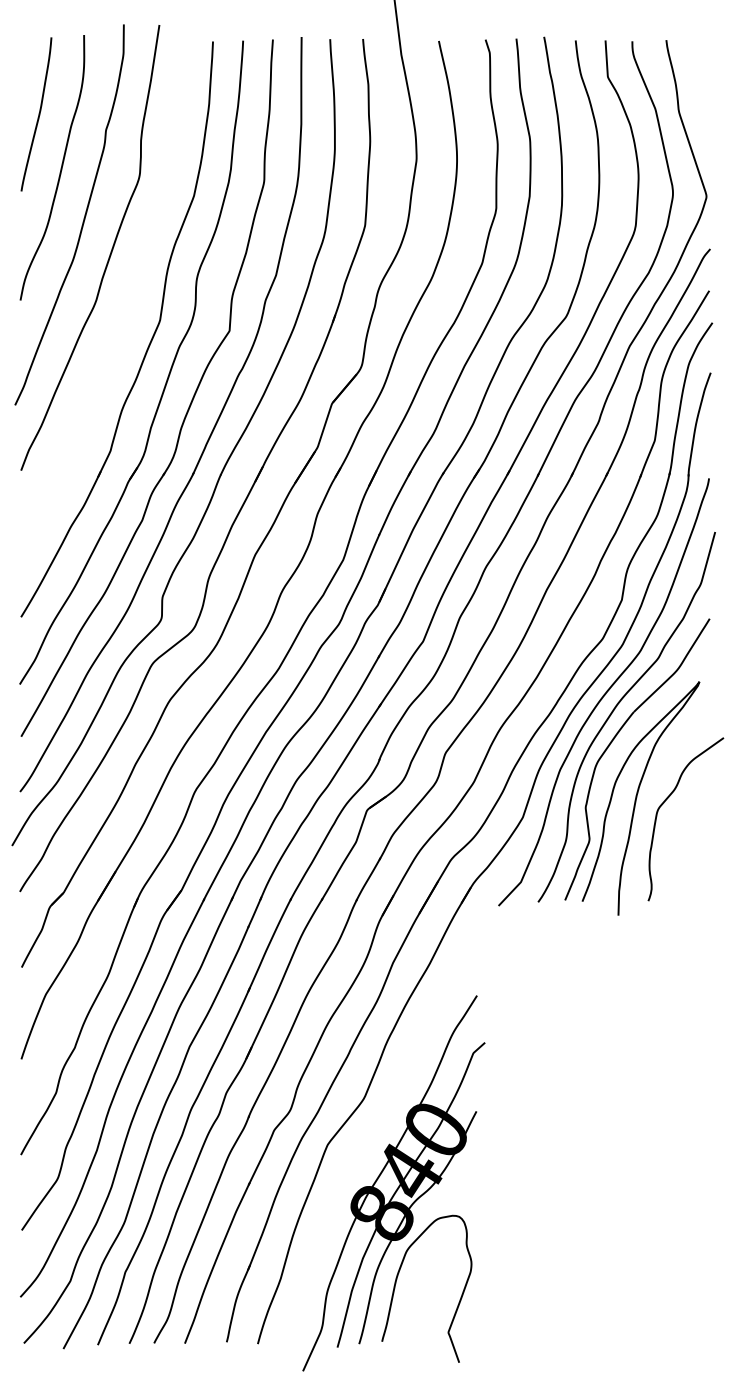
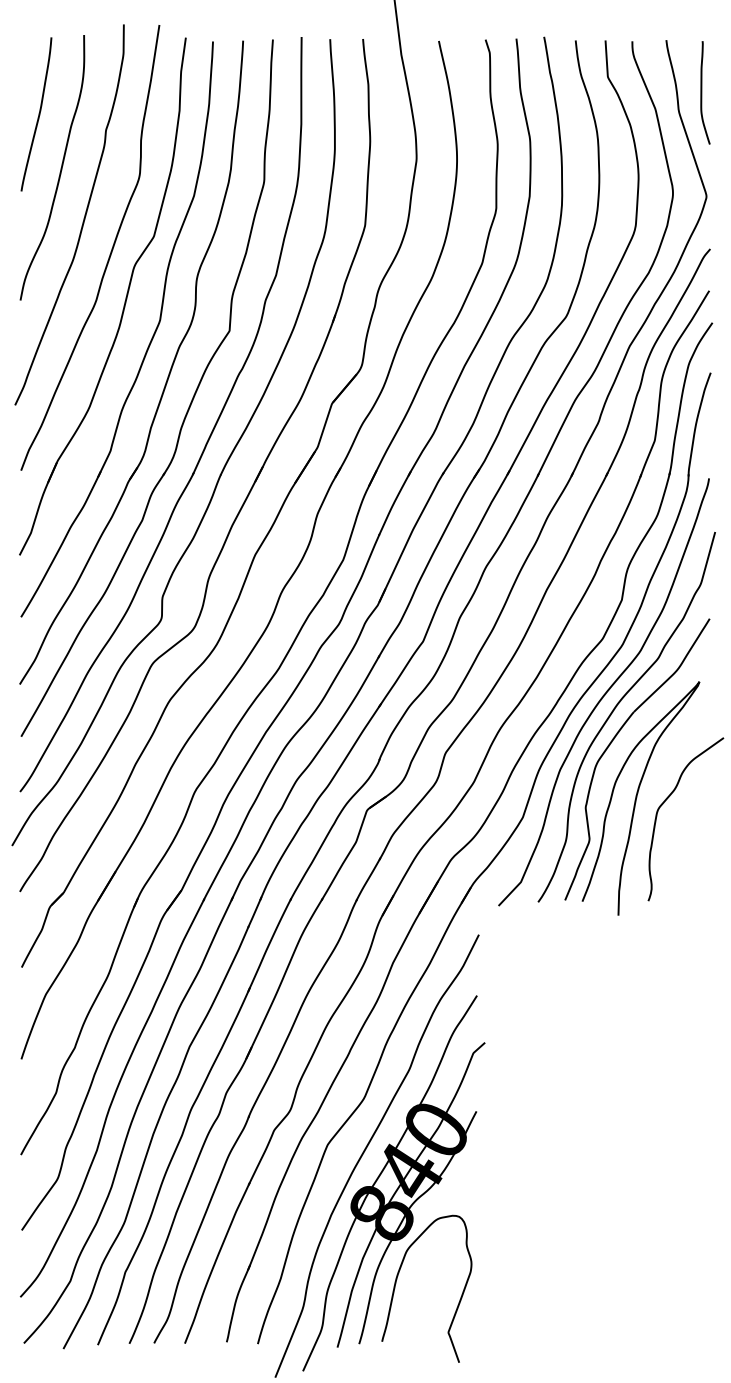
curve: none -> present (702, 92)
part: none -> present (124, 301)
curve: none -> present (366, 1149)
